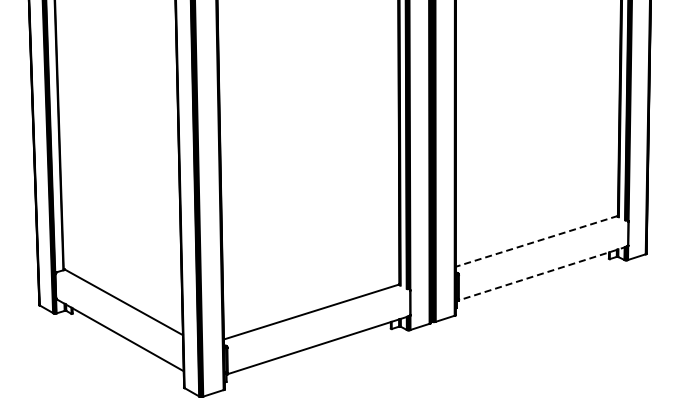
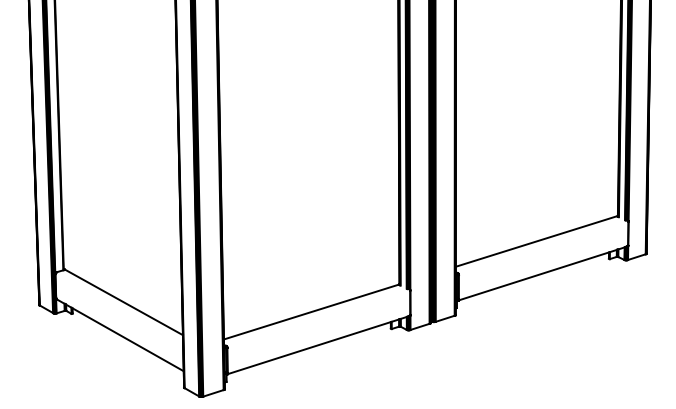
line: dashed -> solid (536, 241)
line: dashed -> solid (542, 273)
